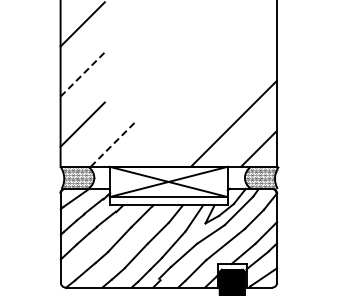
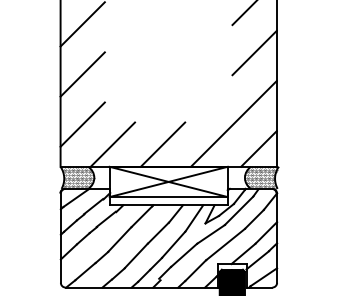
line: none -> present (243, 13)
line: none -> present (254, 52)
line: dashed -> solid (83, 74)
line: dashed -> solid (113, 144)
line: none -> present (162, 144)
